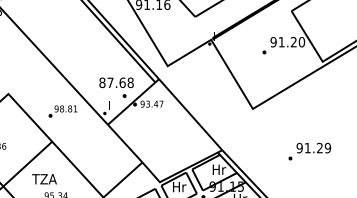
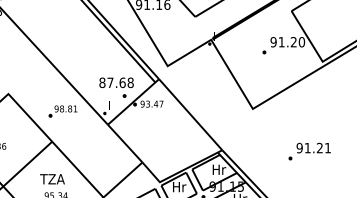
text: 91.29 -> 91.21 (327, 147)
text position: (44, 179) -> (52, 179) (52, 179)
